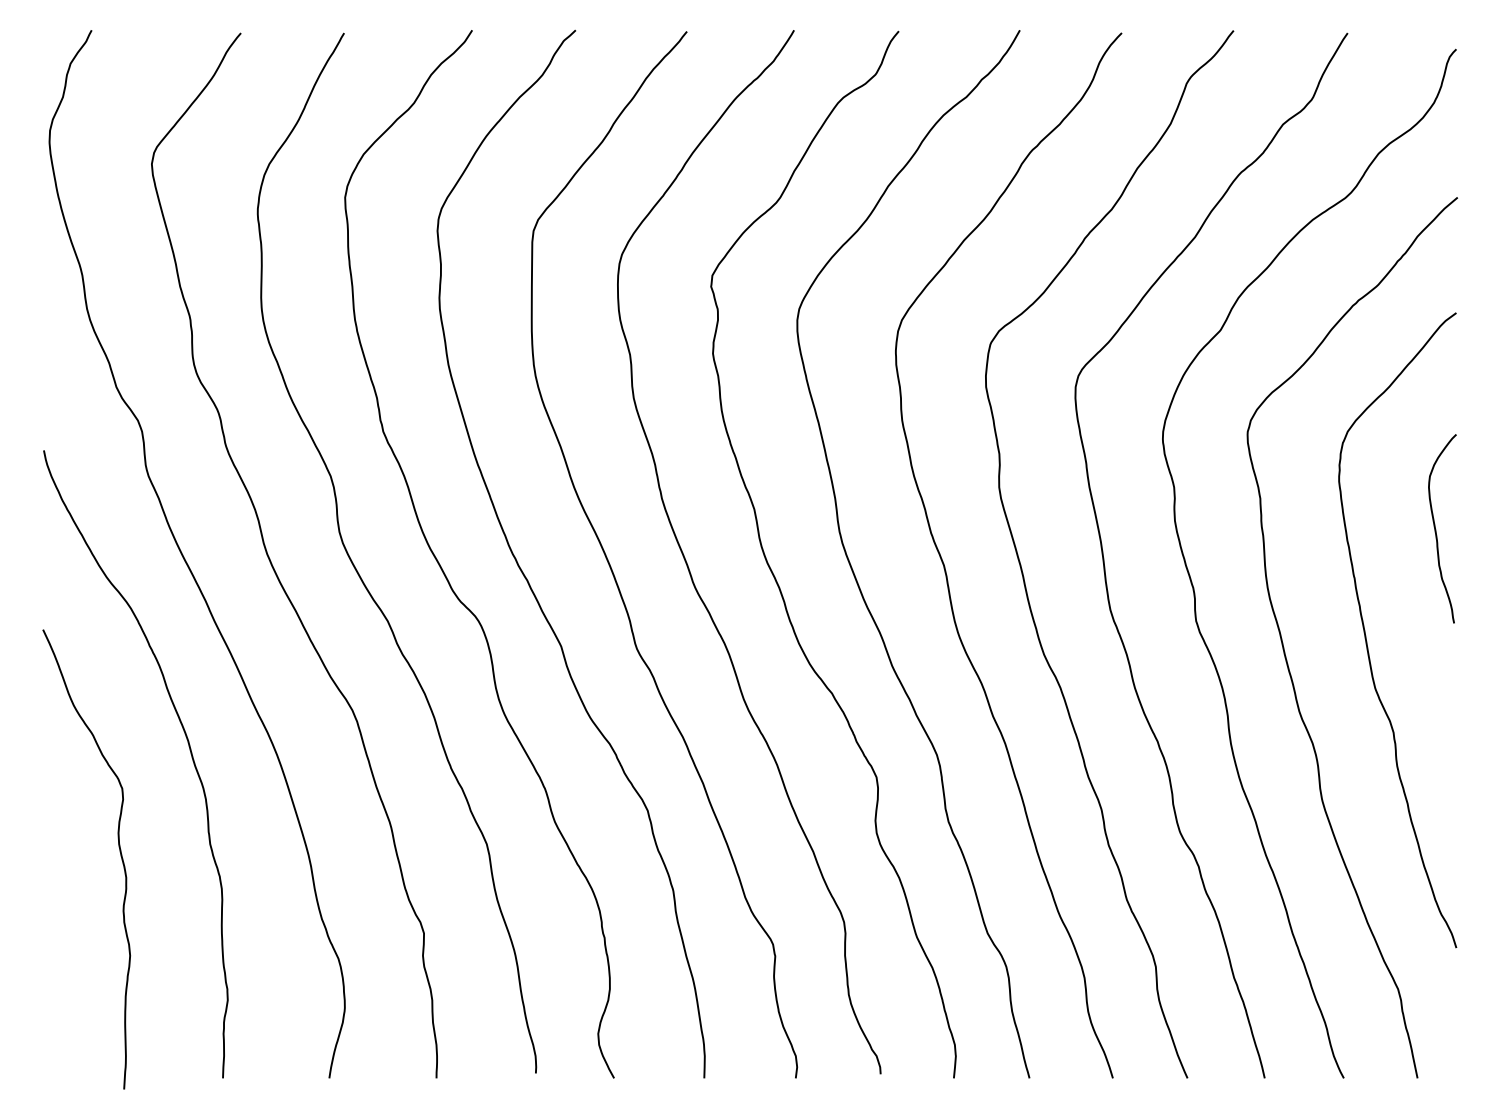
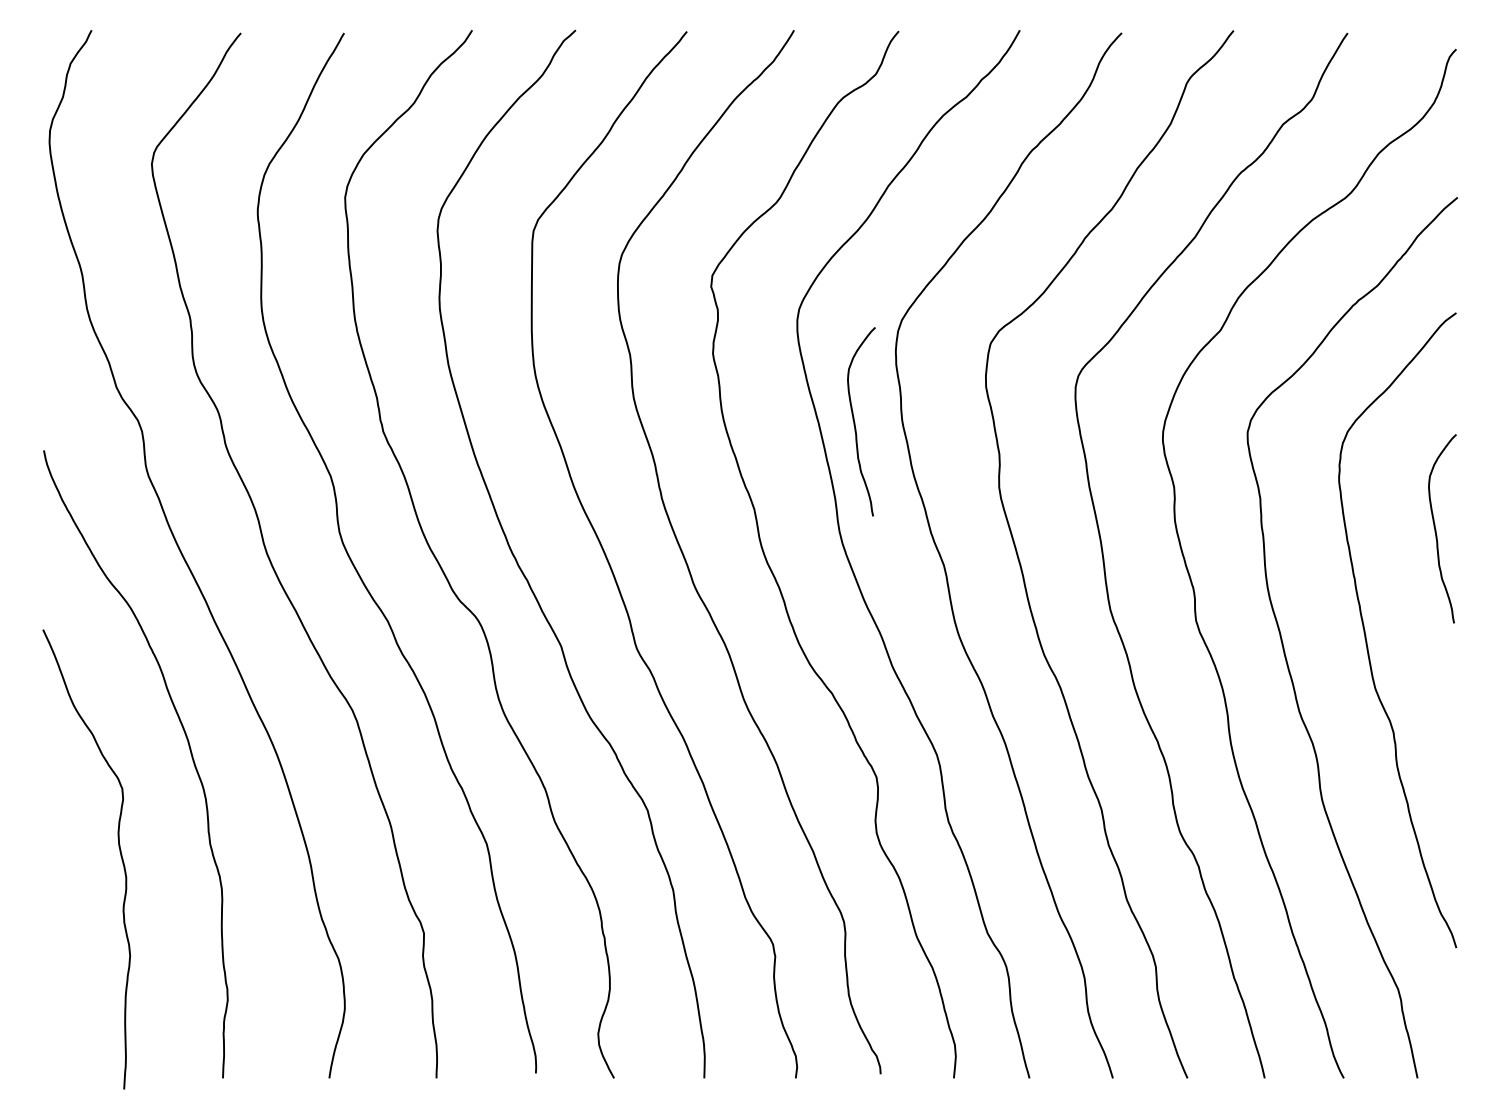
curve: none -> present (855, 422)
